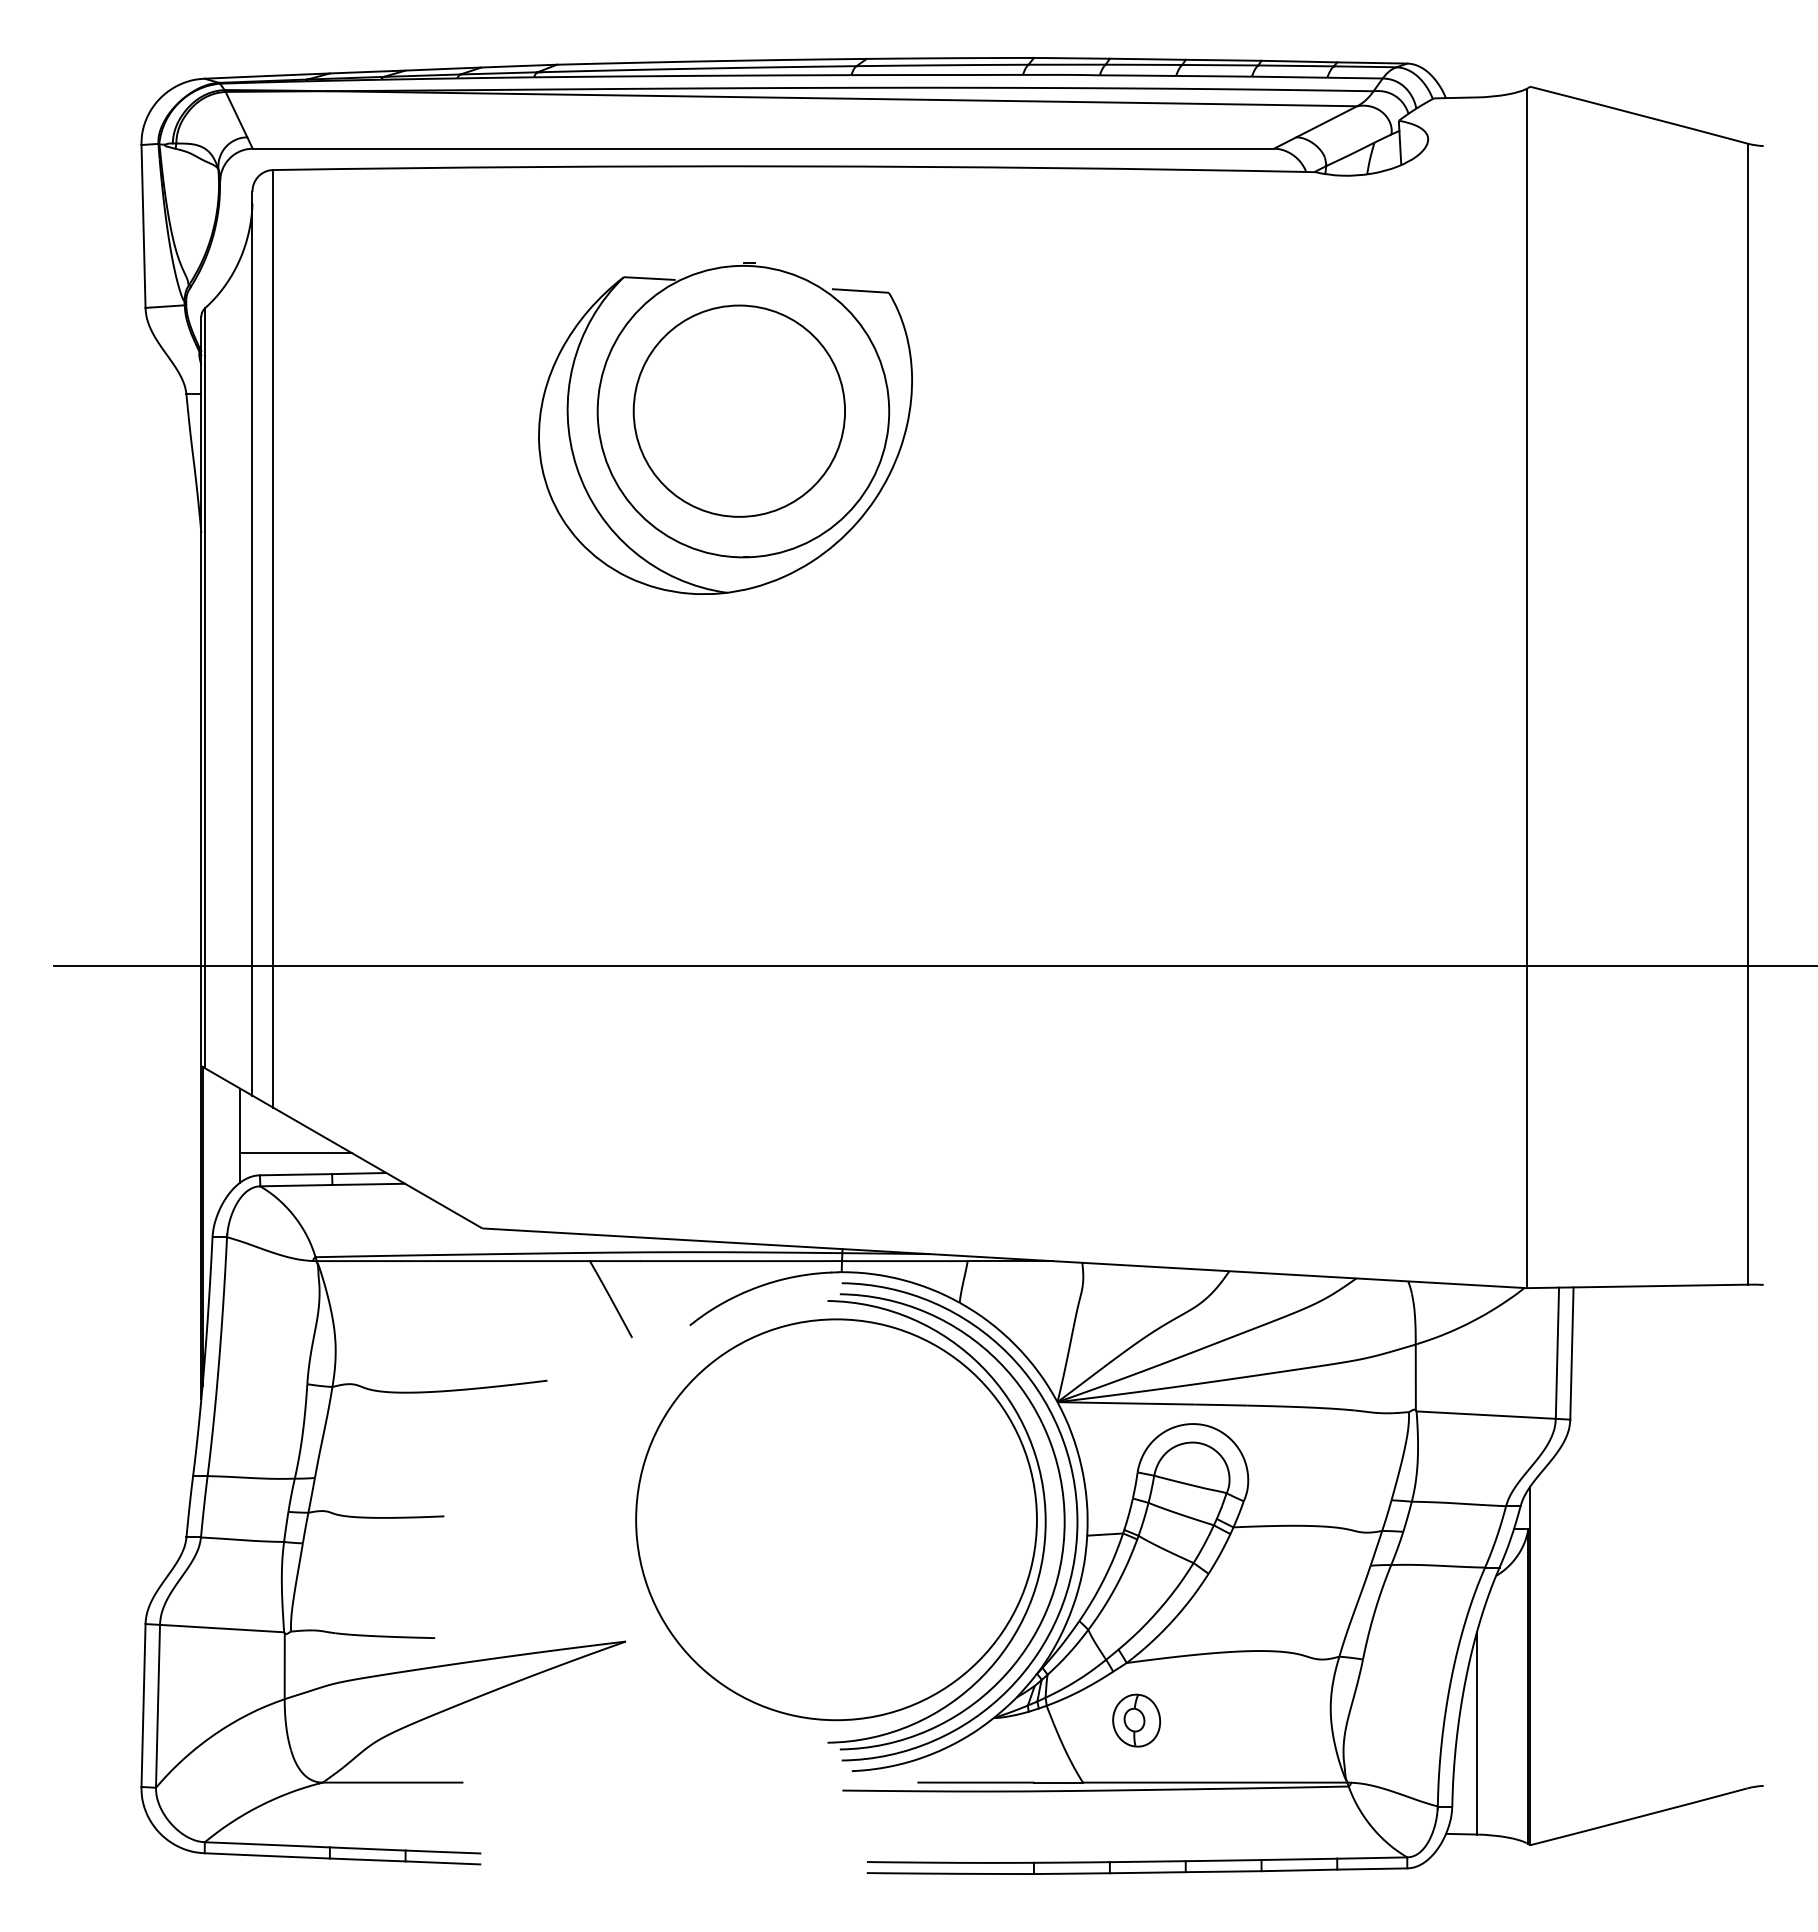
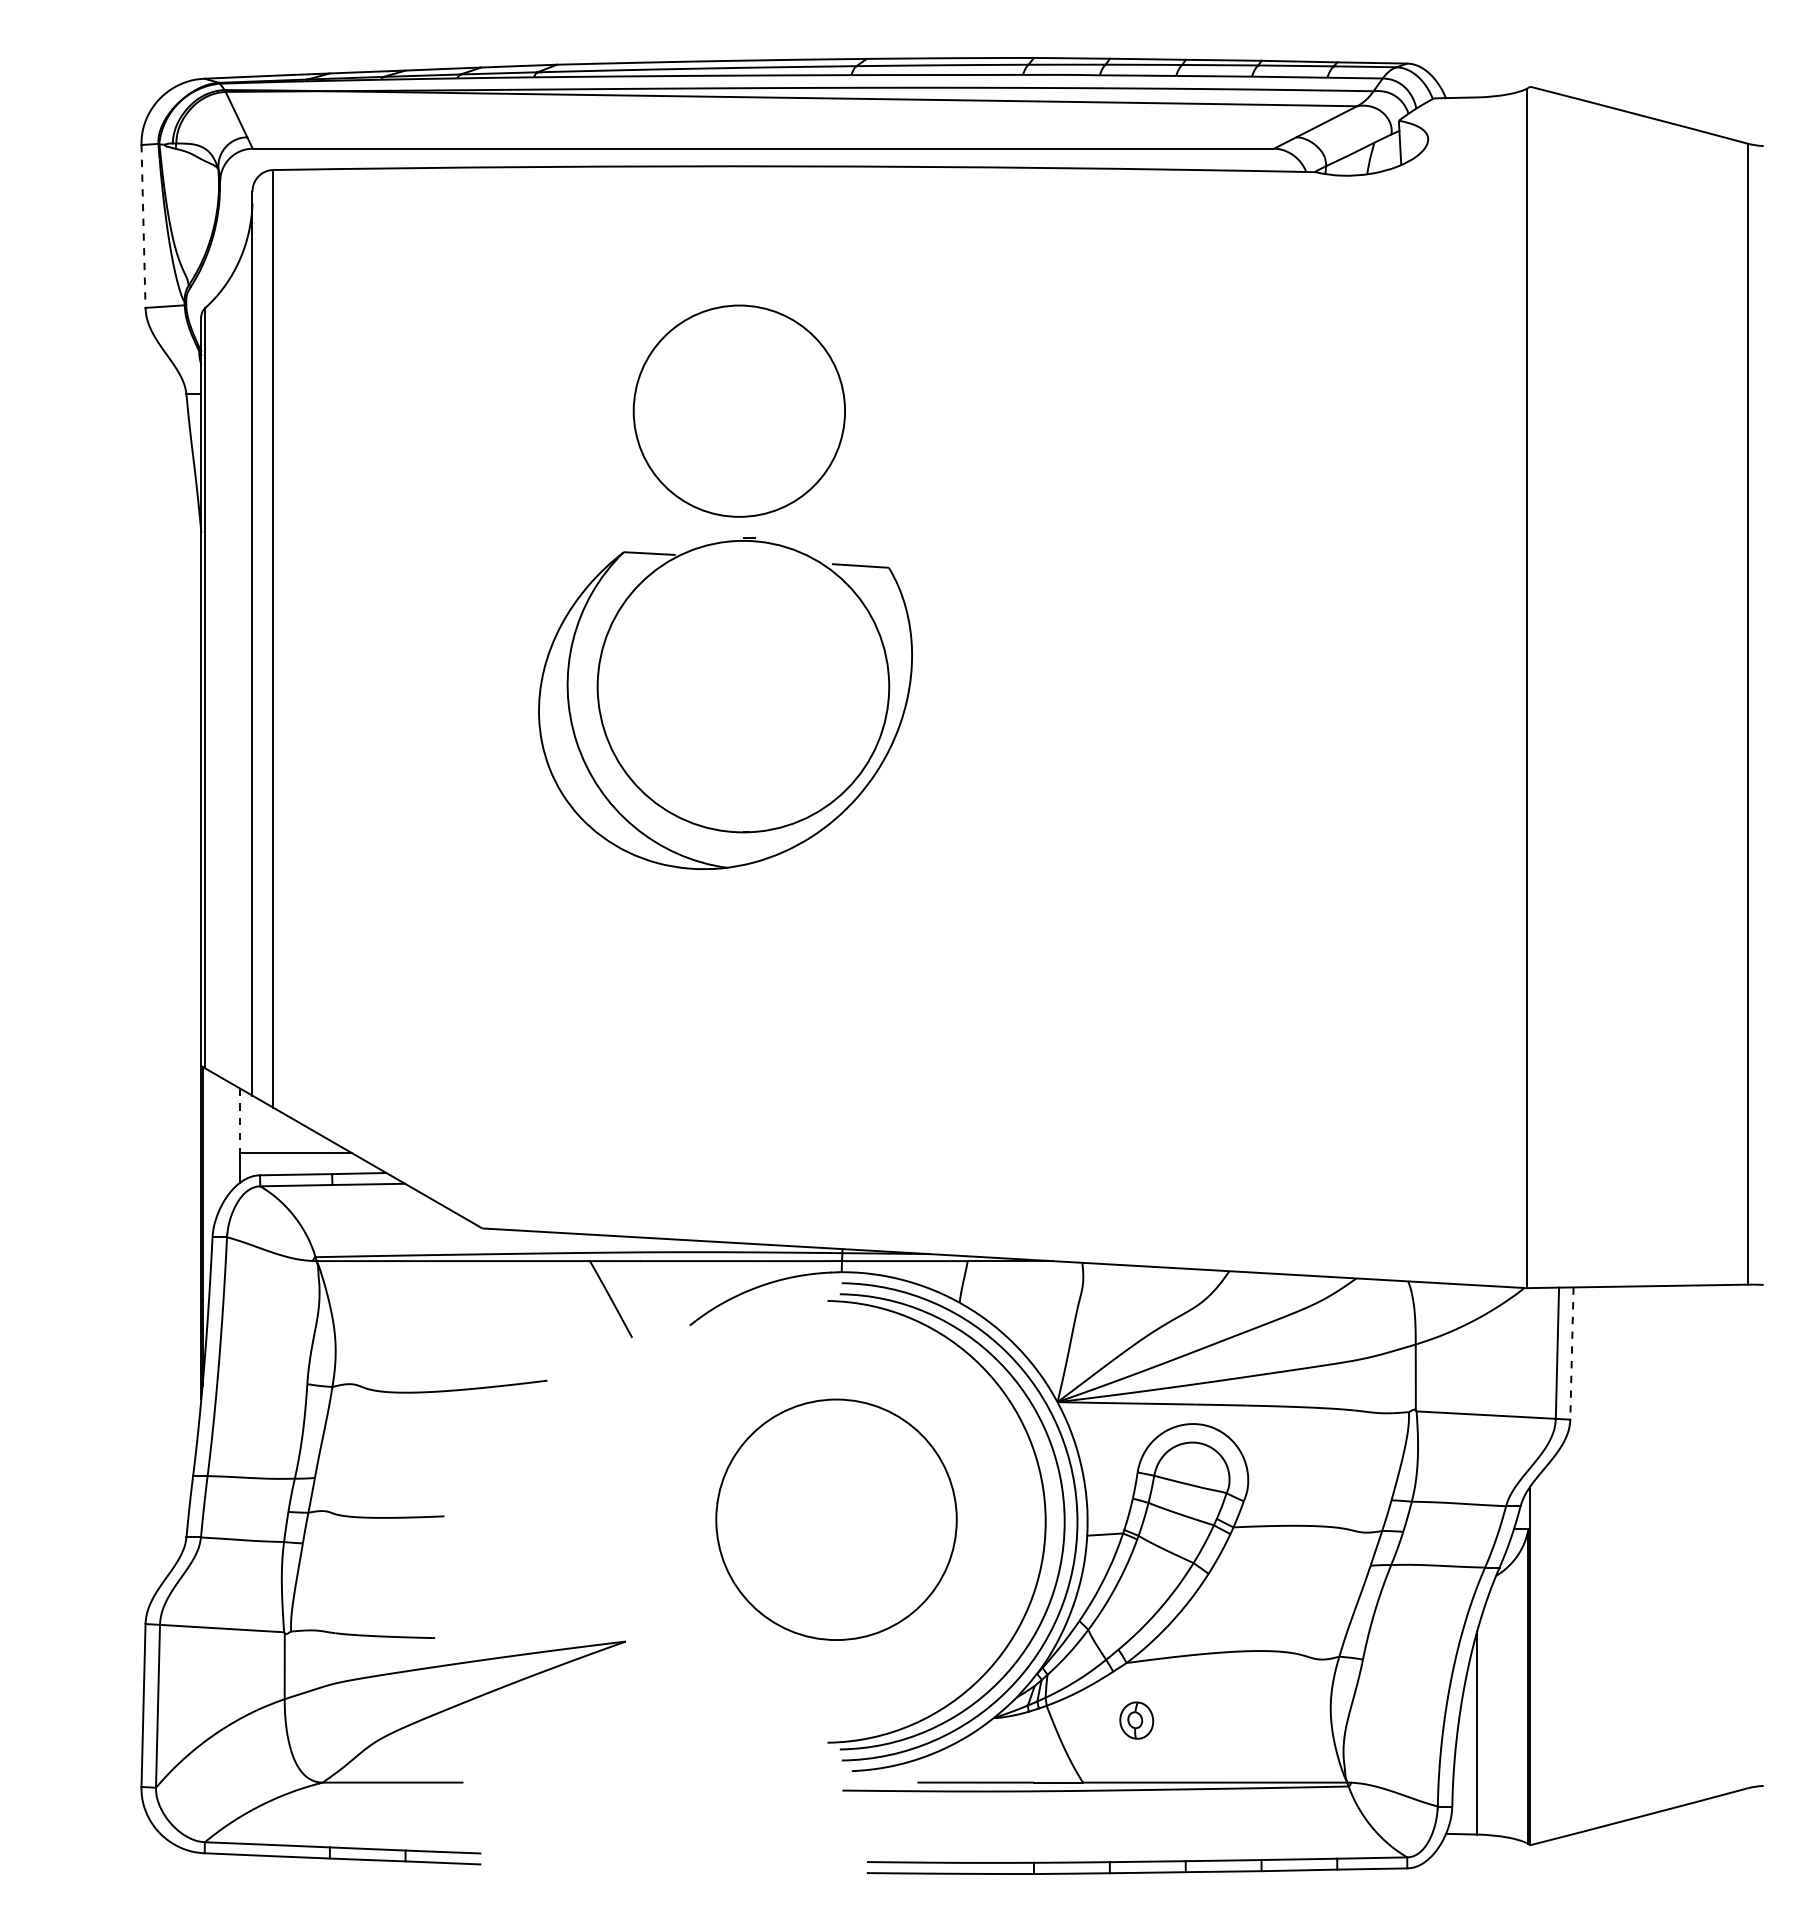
line: solid -> dashed (143, 226)
part position: (725, 428) -> (725, 703) (725, 703)
line: present -> none (934, 966)
line: solid -> dashed (240, 1121)
line: solid -> dashed (1571, 1354)
circle diameter: 401 px -> 240 px (836, 1519)
part size: 50x55 px -> 36x39 px (1136, 1720)
